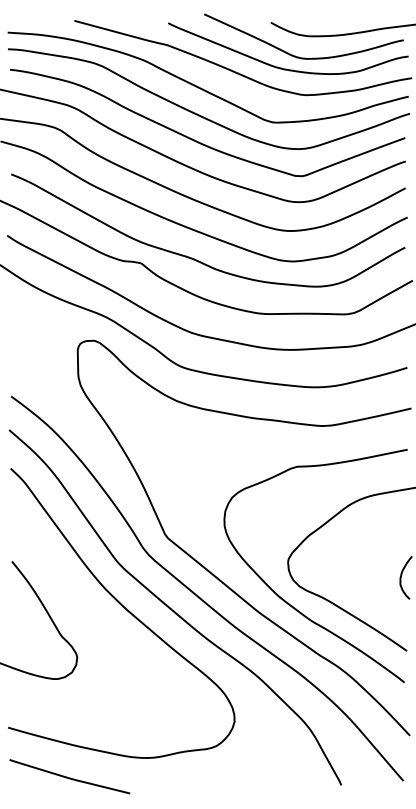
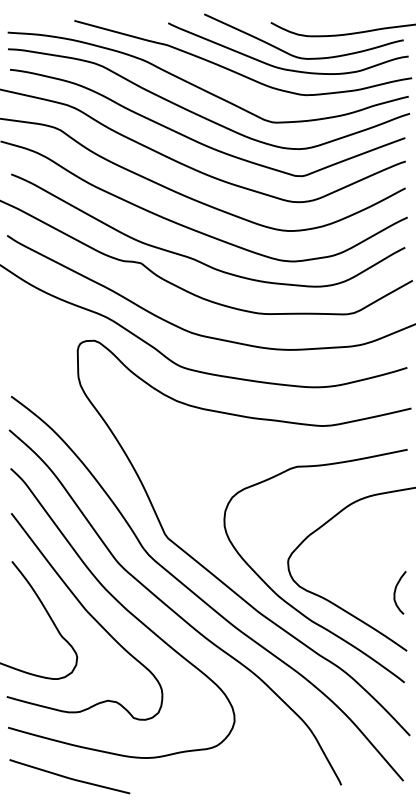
curve position: (402, 575) -> (396, 590) (396, 590)
curve: none -> present (87, 613)
